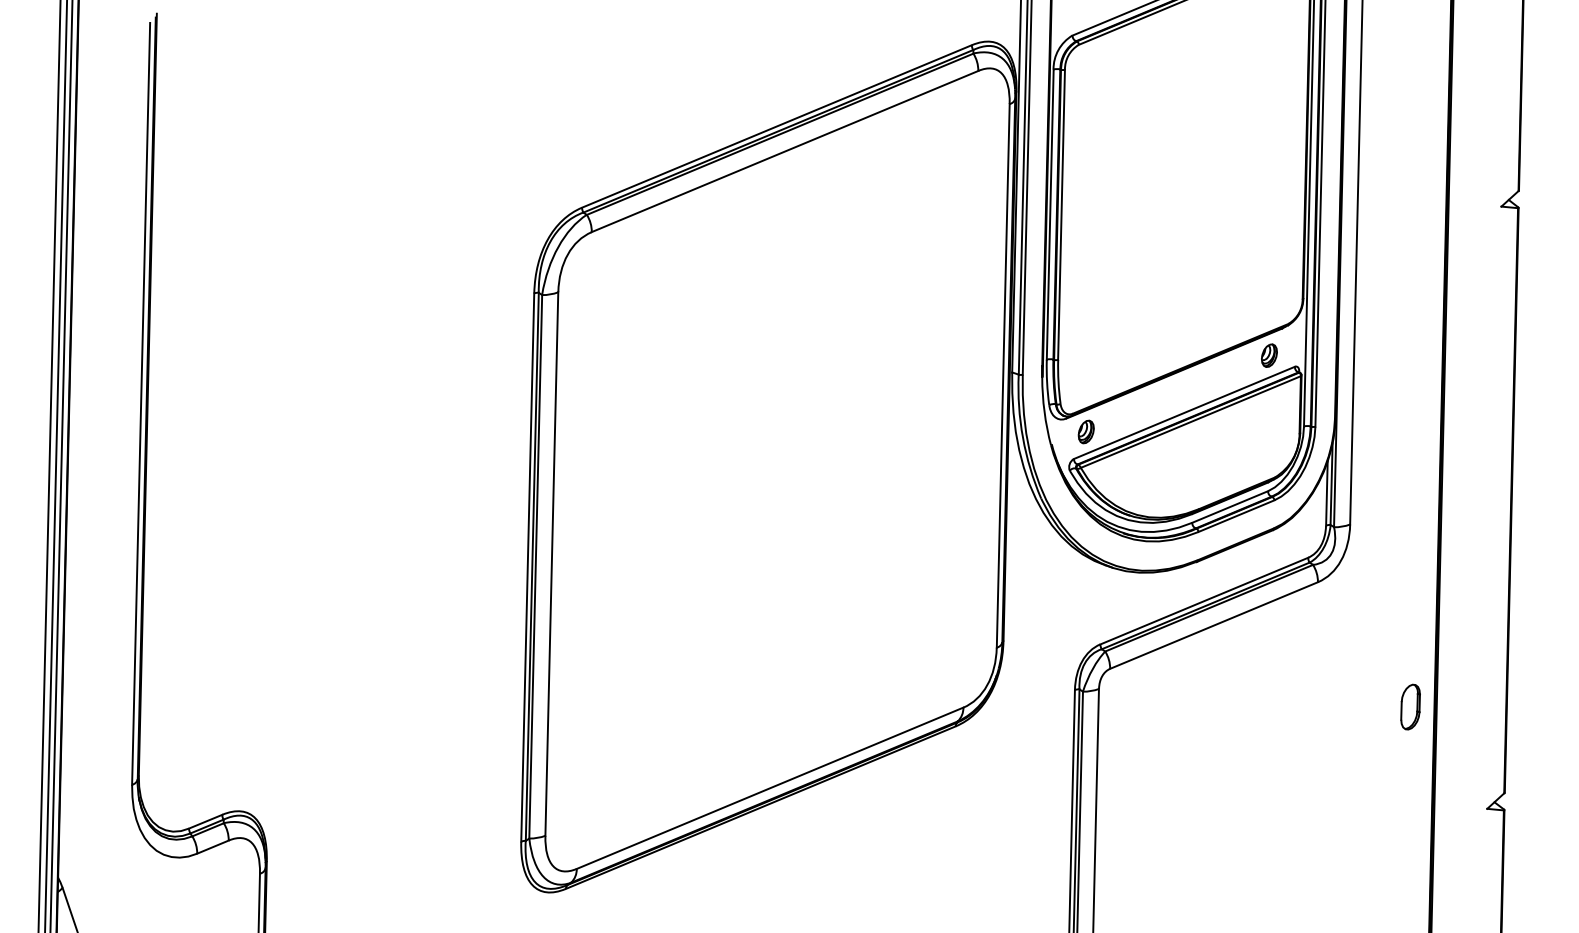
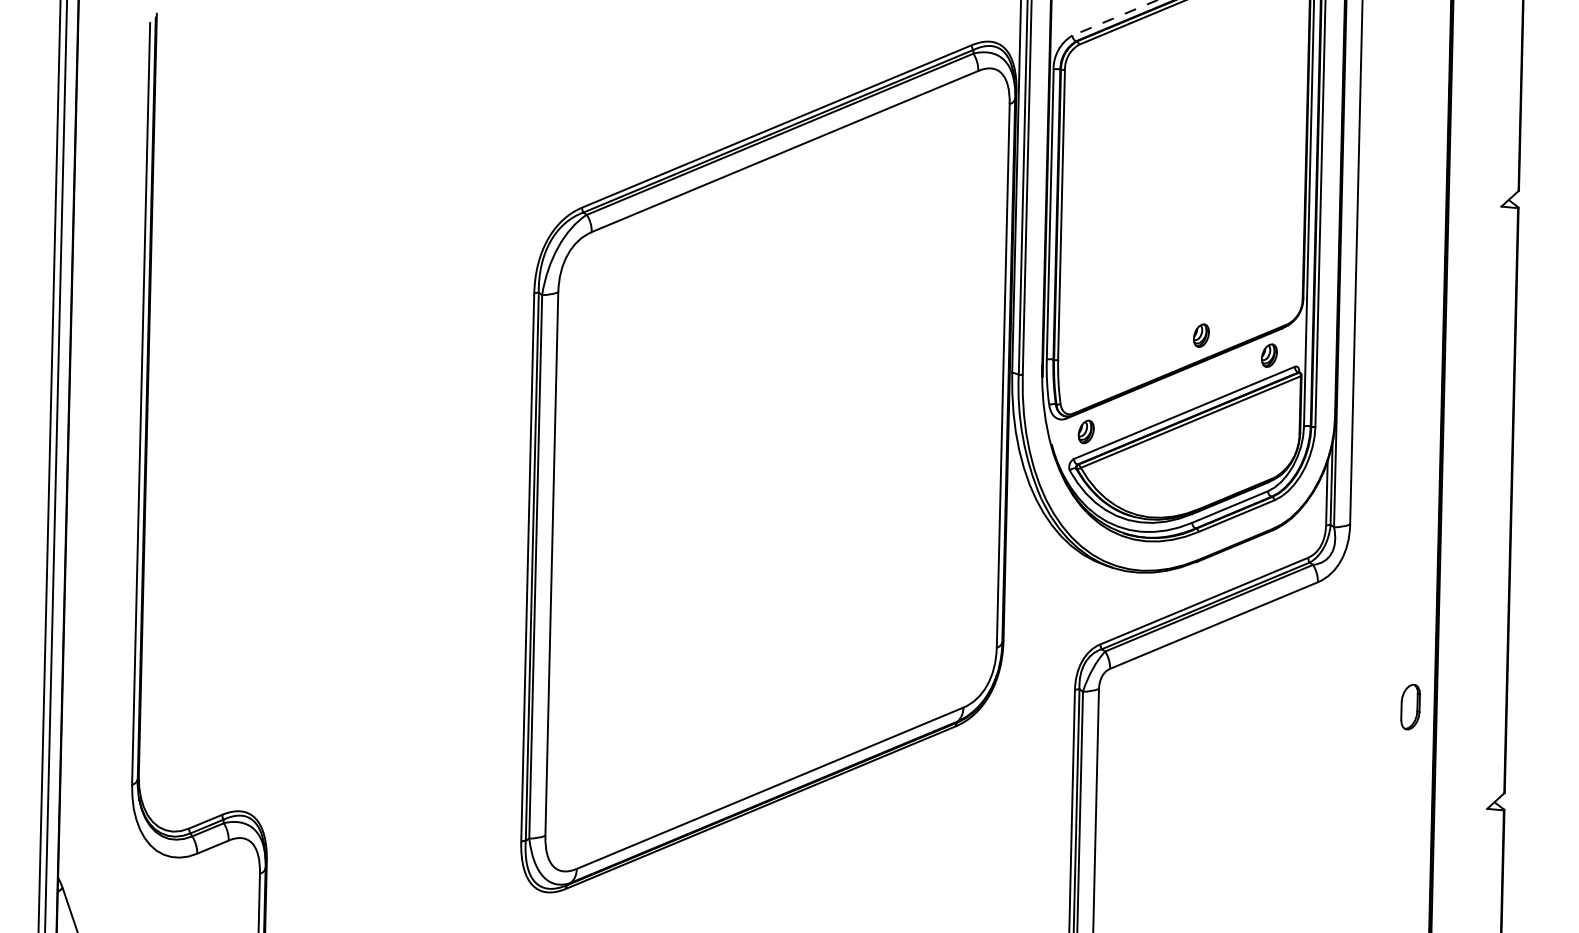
line: solid -> dashed (1114, 17)
part: none -> present (1201, 335)
line: present -> none (61, 465)
